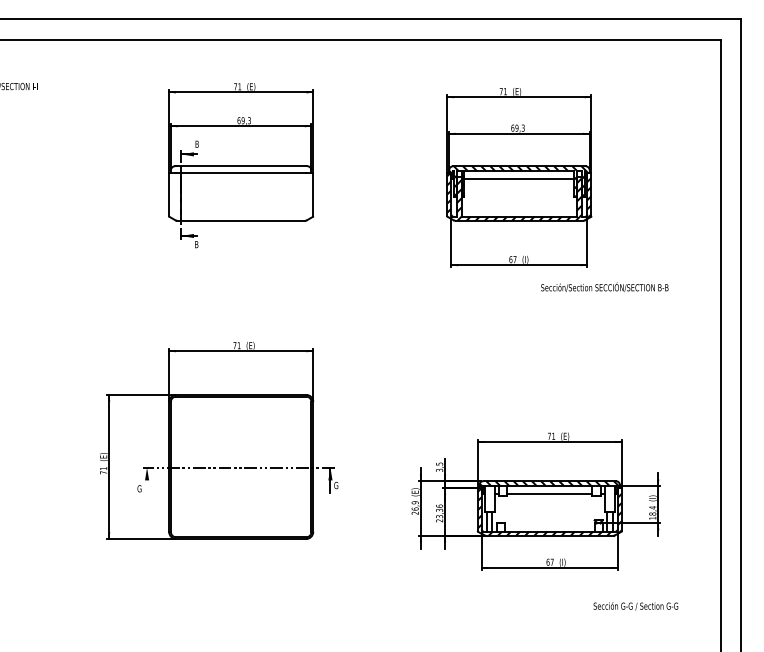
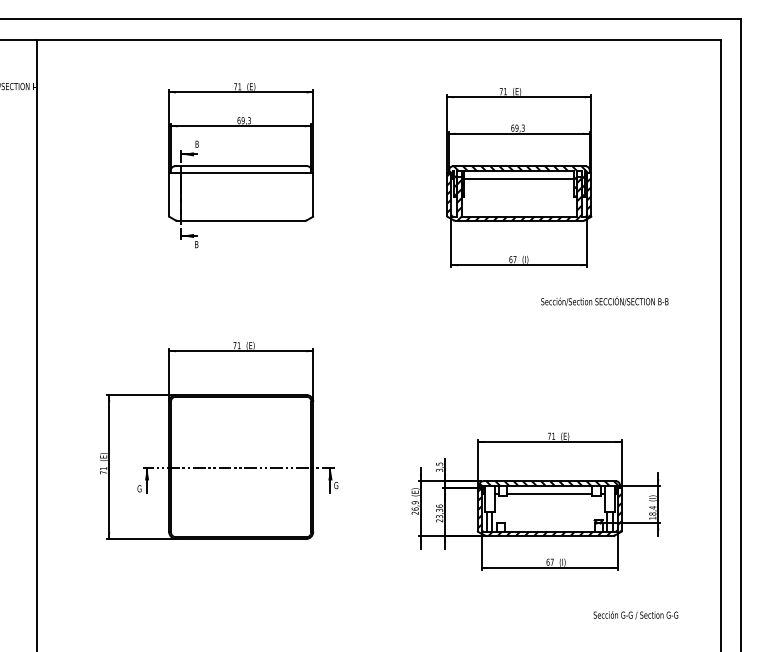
text position: (604, 287) -> (604, 301) (604, 301)
line: none -> present (36, 343)
line: none -> present (147, 480)
text position: (635, 606) -> (635, 615) (635, 615)
